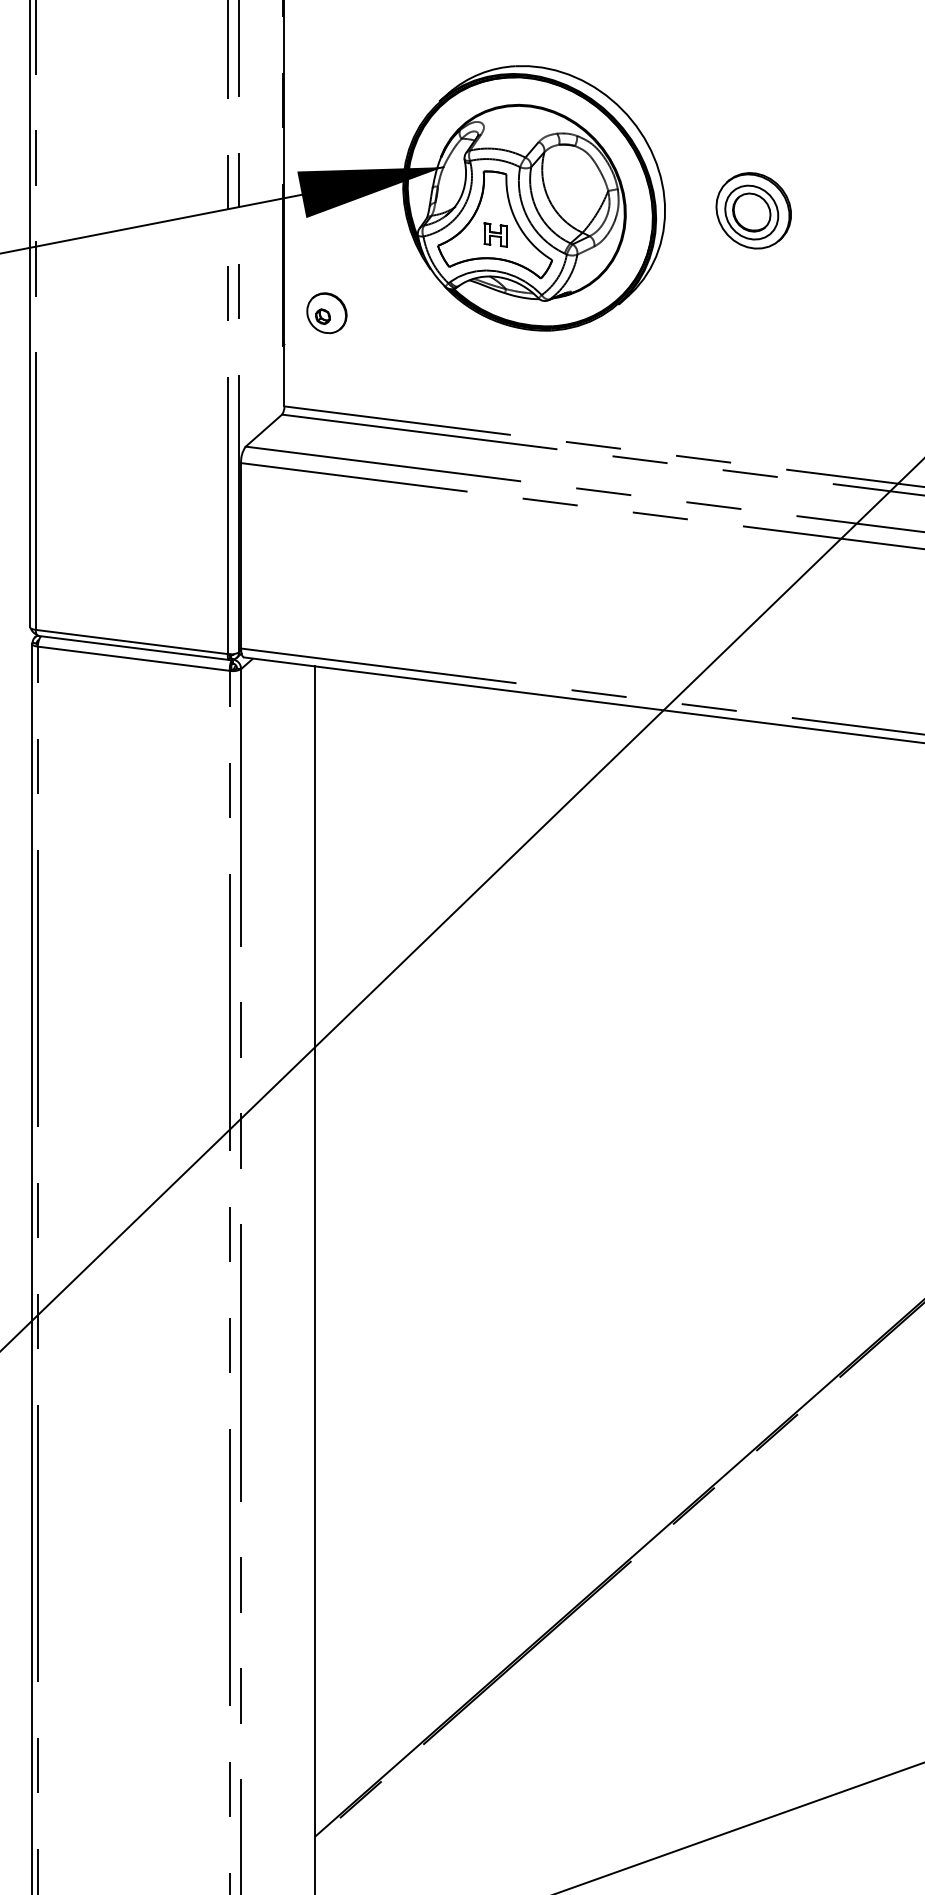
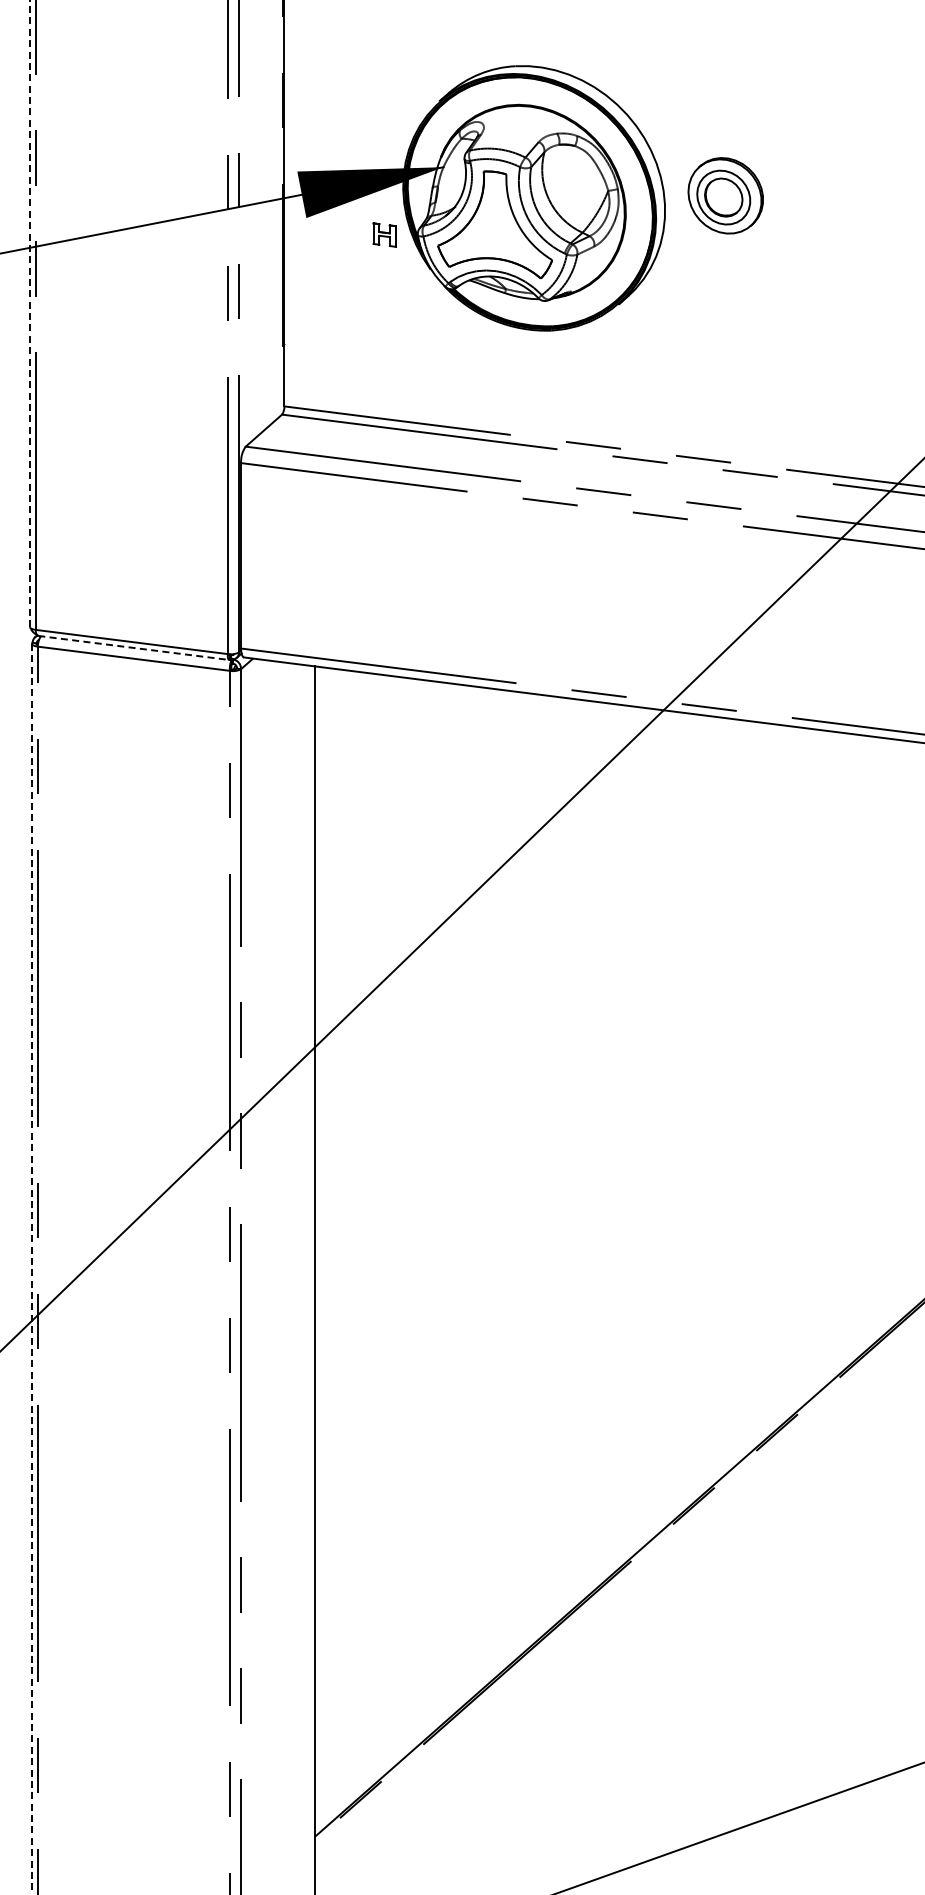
part position: (753, 210) -> (725, 195) (725, 195)
part position: (495, 234) -> (384, 234) (384, 234)
part: present -> none (326, 313)
line: solid -> dashed (30, 314)
line: solid -> dashed (134, 648)
line: solid -> dashed (32, 1269)
